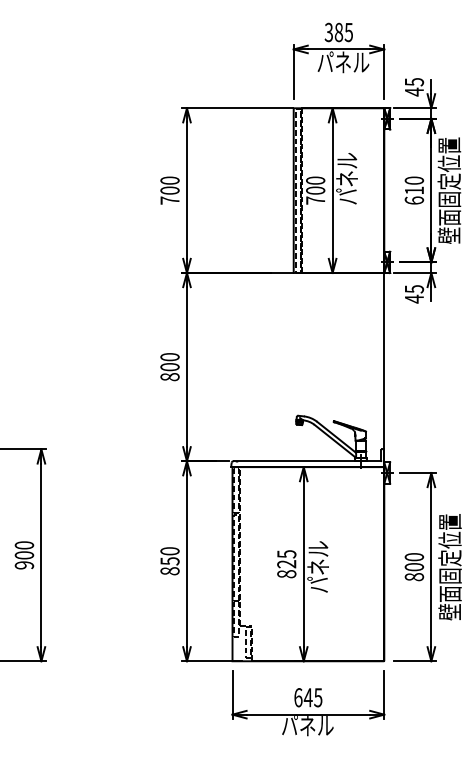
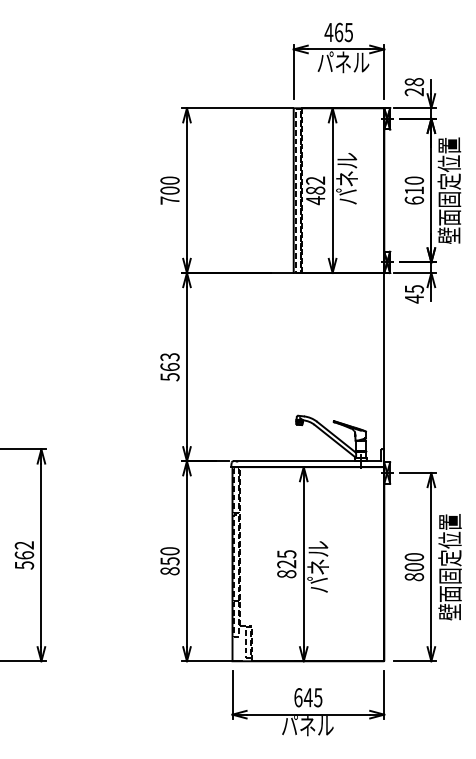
text: 385 -> 465 (333, 32)
text: 45 -> 28 (413, 87)
text: 700 -> 482 (315, 190)
text: 800 -> 563 (169, 367)
text: 900 -> 562 (24, 555)
